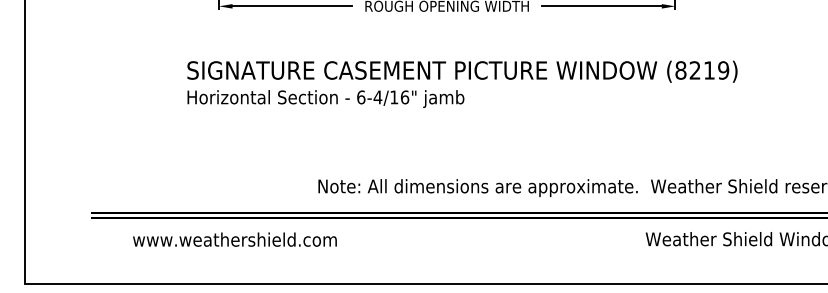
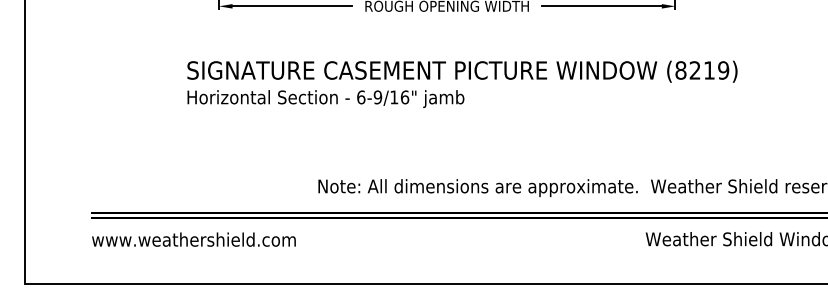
text: 6-4/16" -> 6-9/16" (377, 97)
text position: (234, 239) -> (193, 239) (193, 239)
